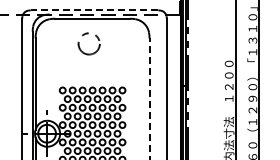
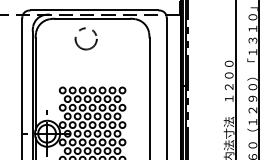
line: dashed -> solid (94, 10)
circle position: (88, 43) -> (85, 38) (85, 38)
line: dashed -> solid (149, 98)
